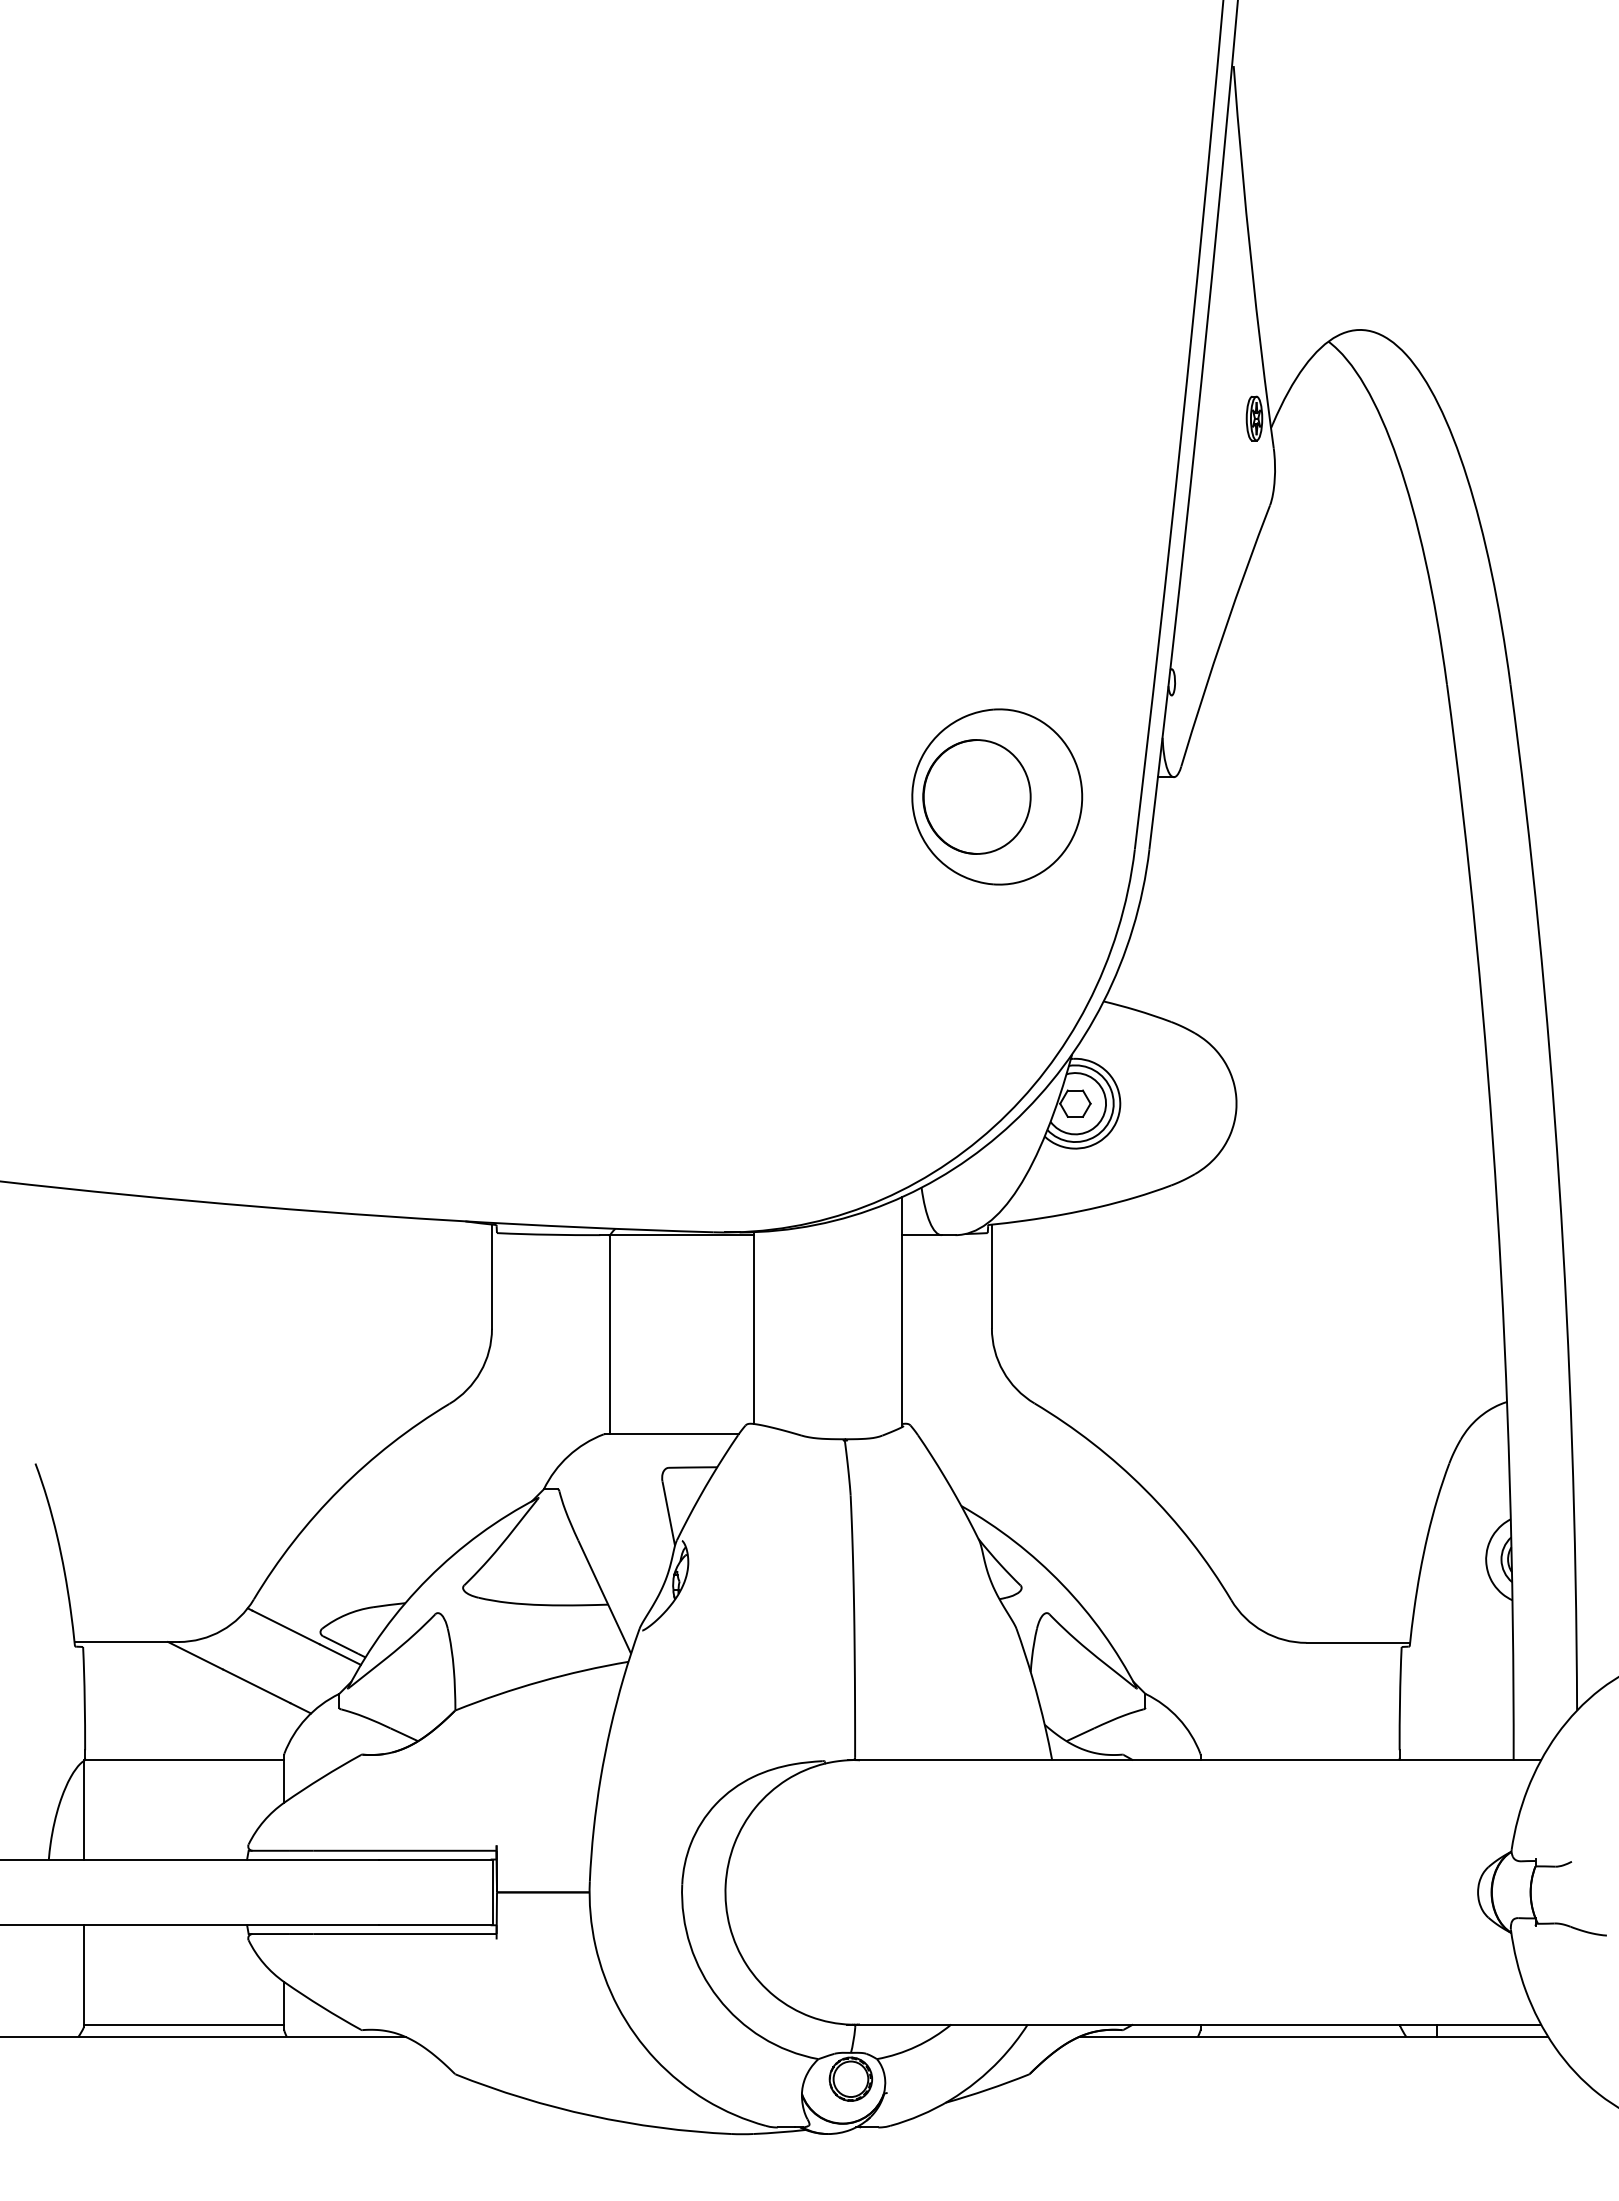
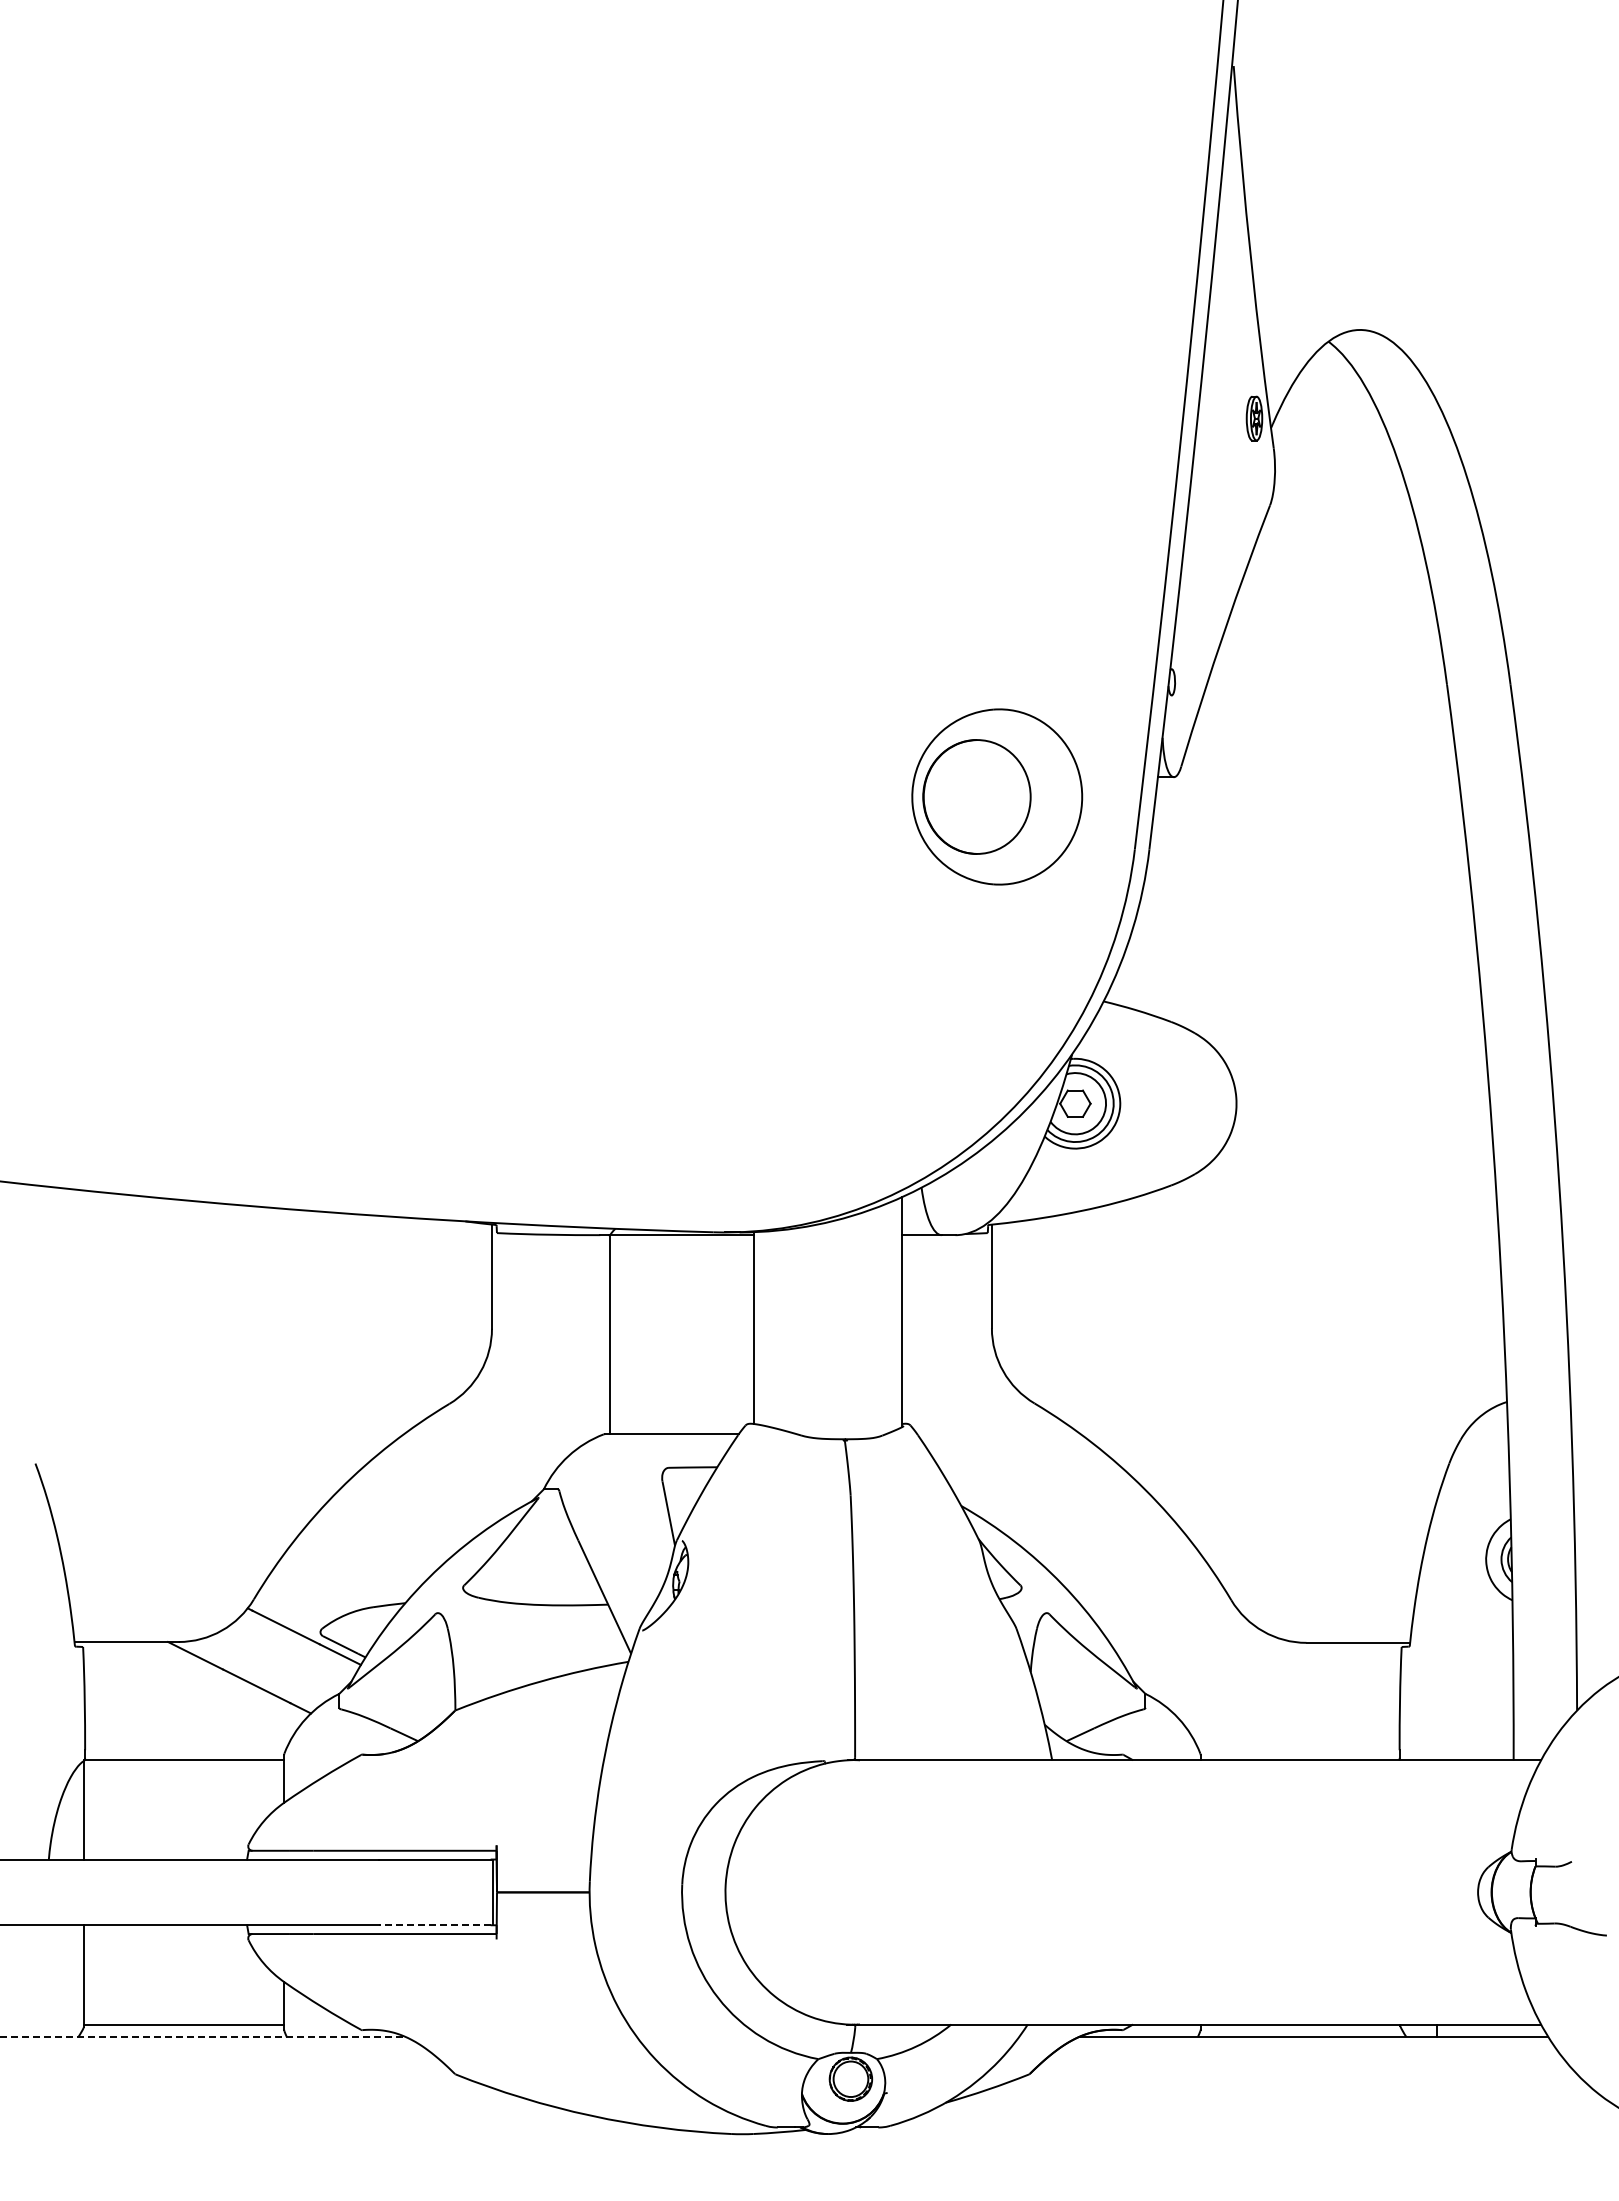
line: solid -> dashed (434, 1925)
line: solid -> dashed (203, 2036)
